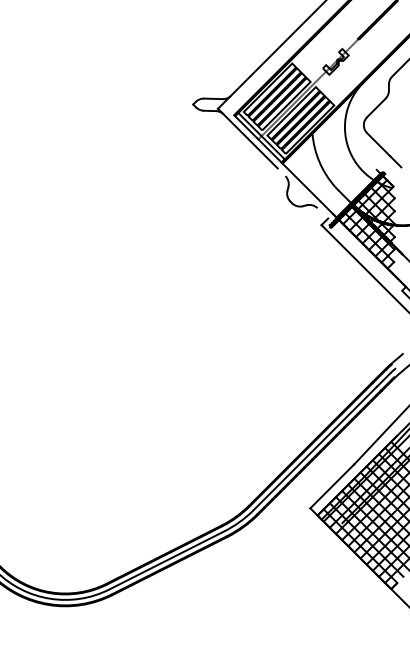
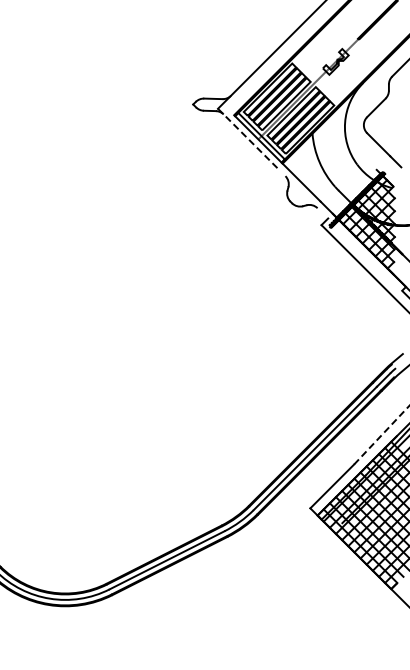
line: solid -> dashed (248, 138)
line: solid -> dashed (382, 434)
